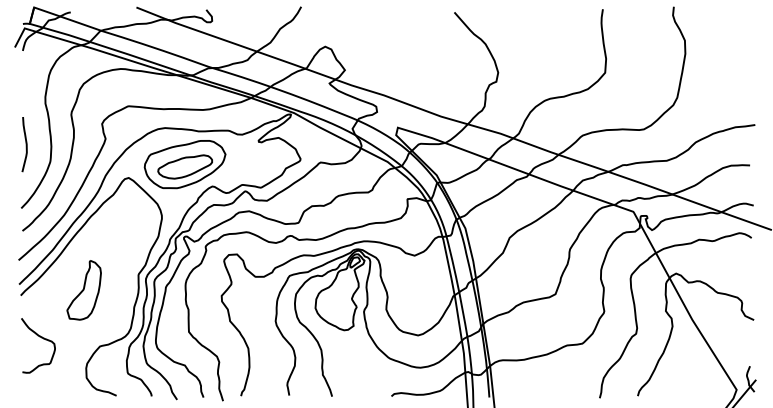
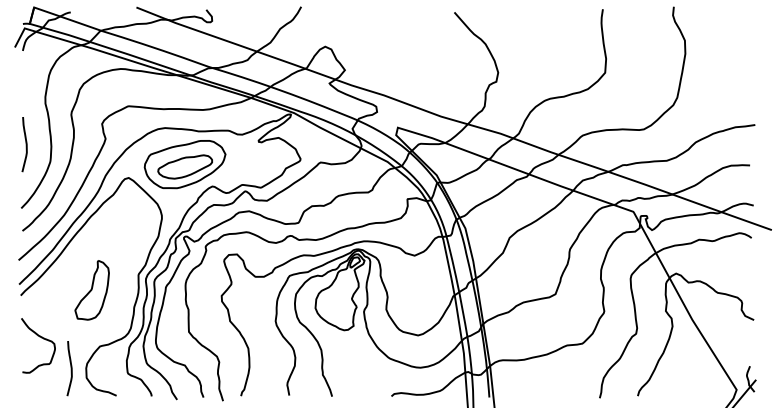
part position: (83, 290) -> (91, 290) (91, 290)
curve: none -> present (70, 368)
